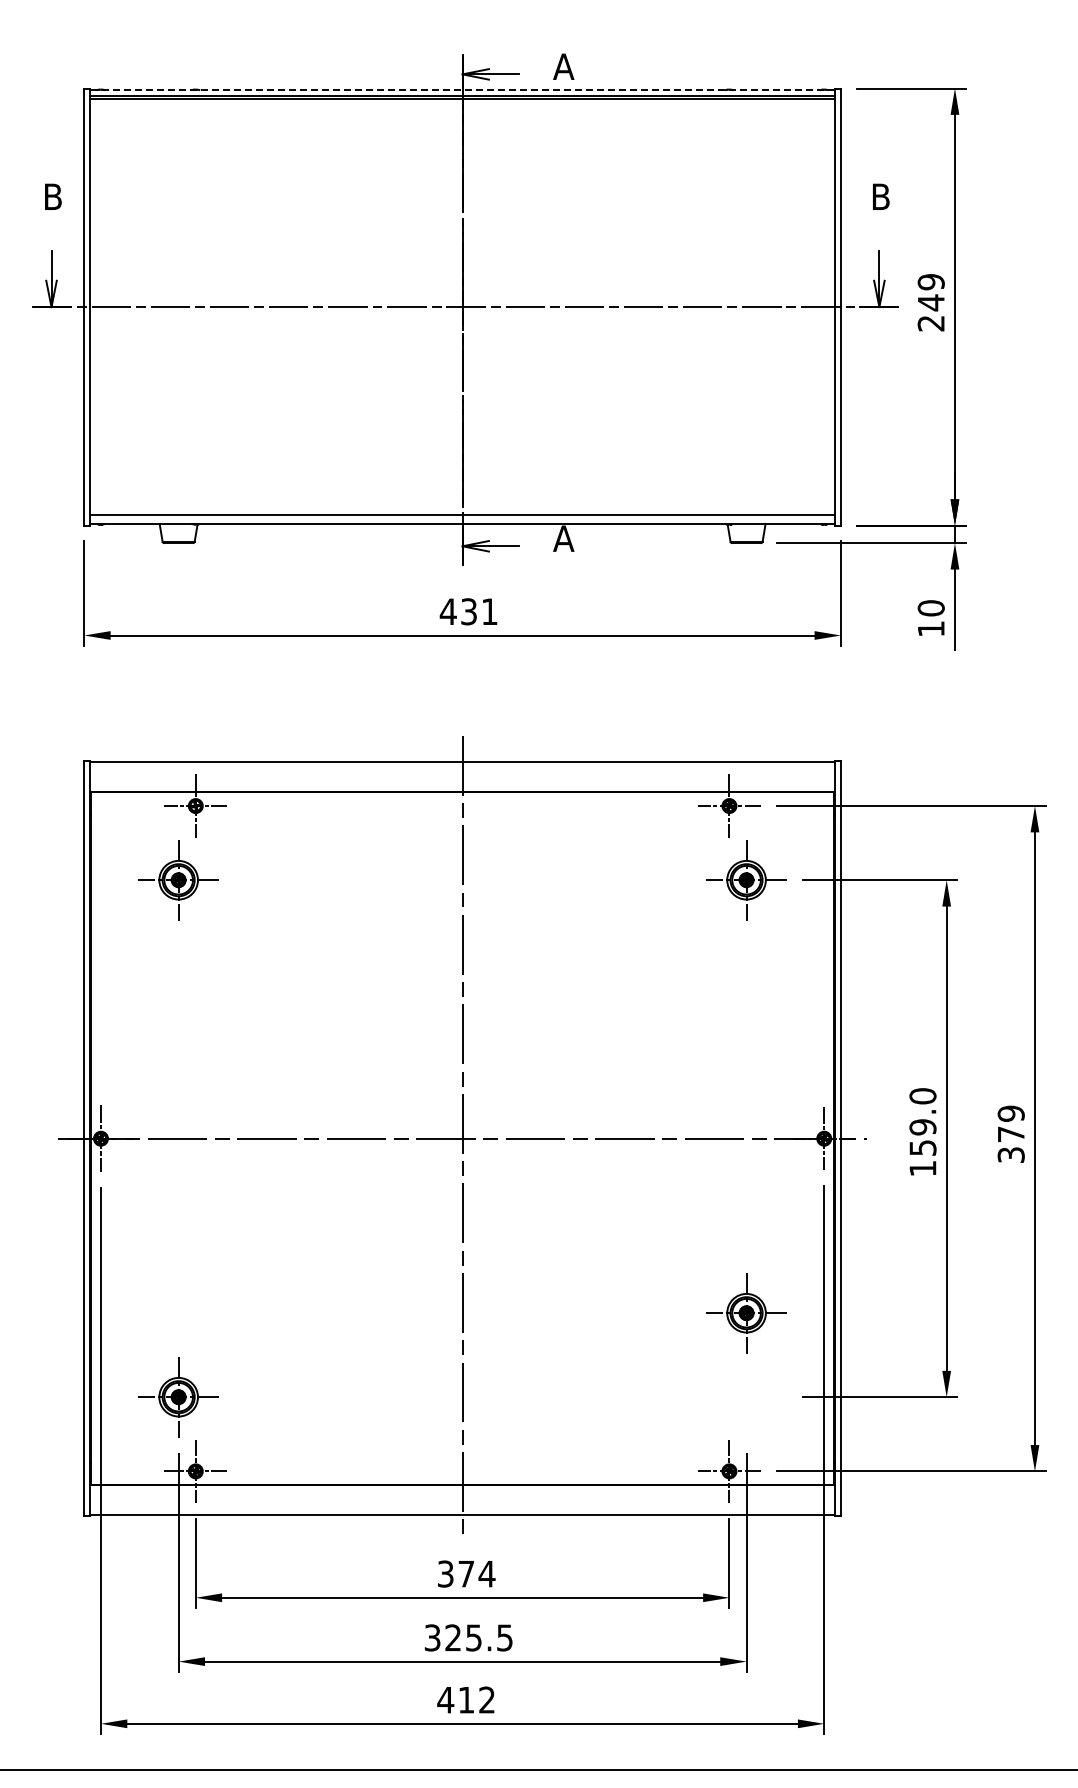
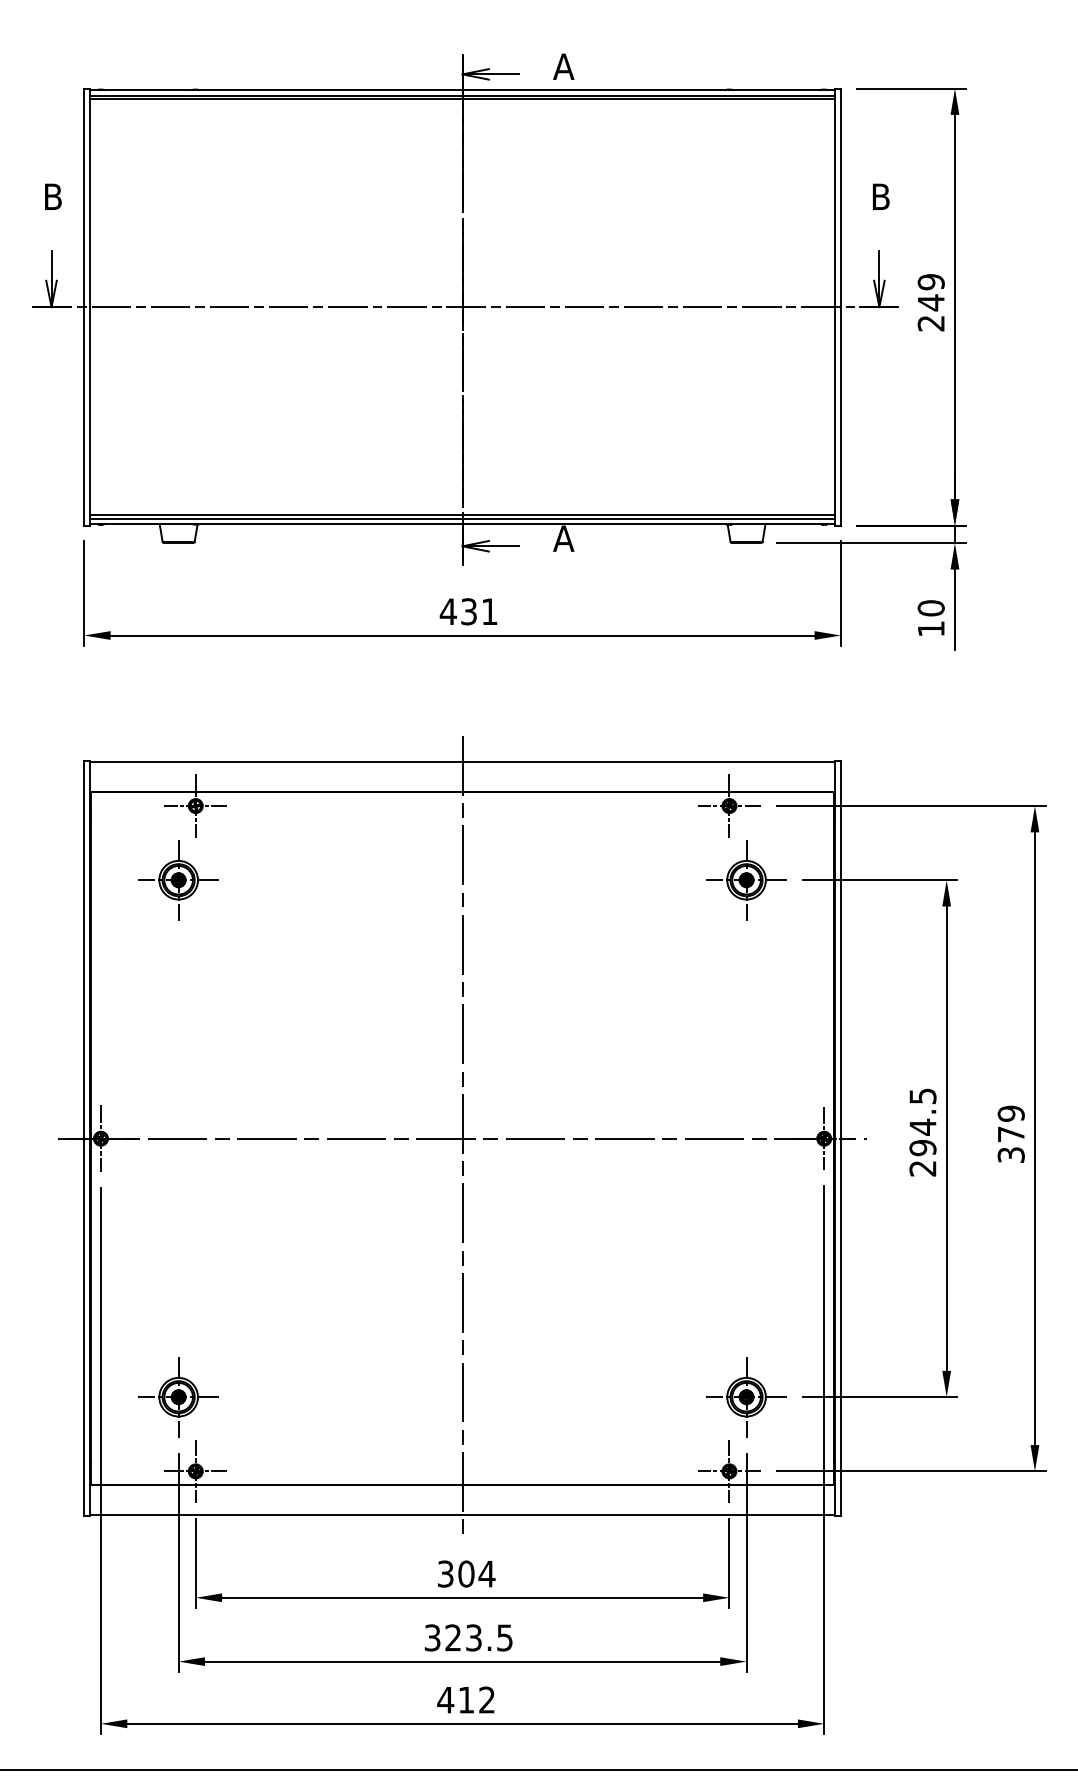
line: dashed -> solid (462, 90)
line: none -> present (462, 518)
text: 159.0 -> 294.5 (922, 1132)
part position: (746, 1313) -> (746, 1397) (746, 1397)
text: 374 -> 304 (466, 1573)
text: 325.5 -> 323.5 (473, 1637)
